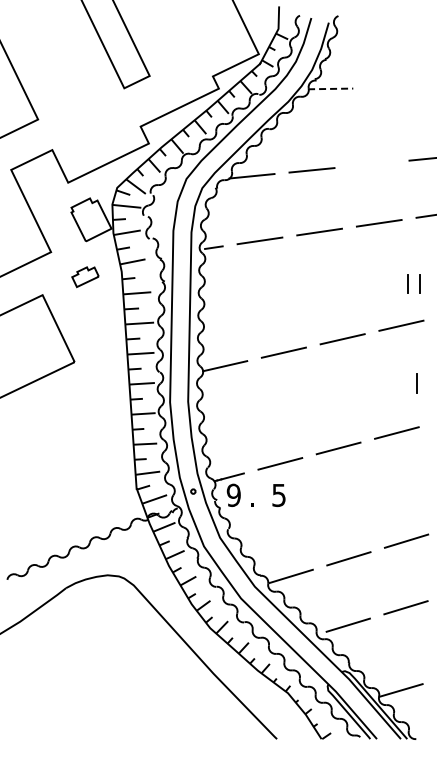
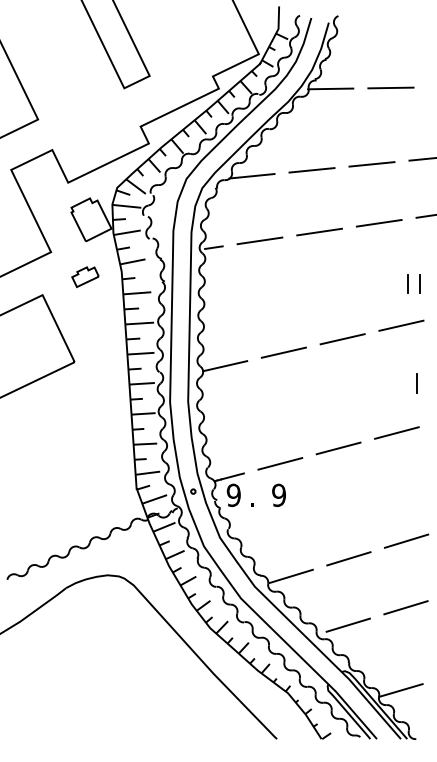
line: none -> present (390, 87)
line: dashed -> solid (330, 88)
line: none -> present (371, 164)
text: 5 -> 9 (278, 494)
